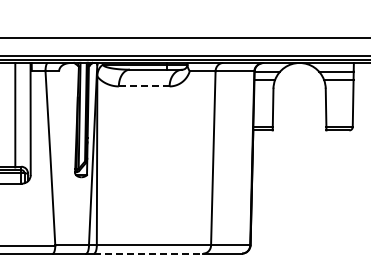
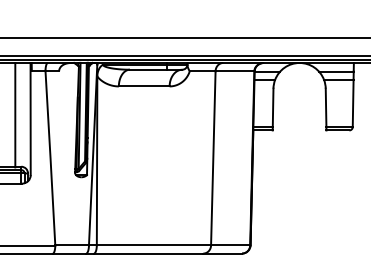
line: dashed -> solid (143, 86)
line: dashed -> solid (148, 253)
